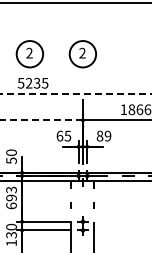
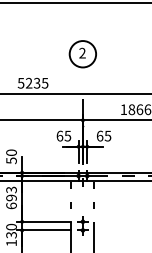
part: present -> none (29, 54)
line: dashed -> solid (76, 93)
line: dashed -> solid (41, 120)
text: 89 -> 65 (103, 135)
